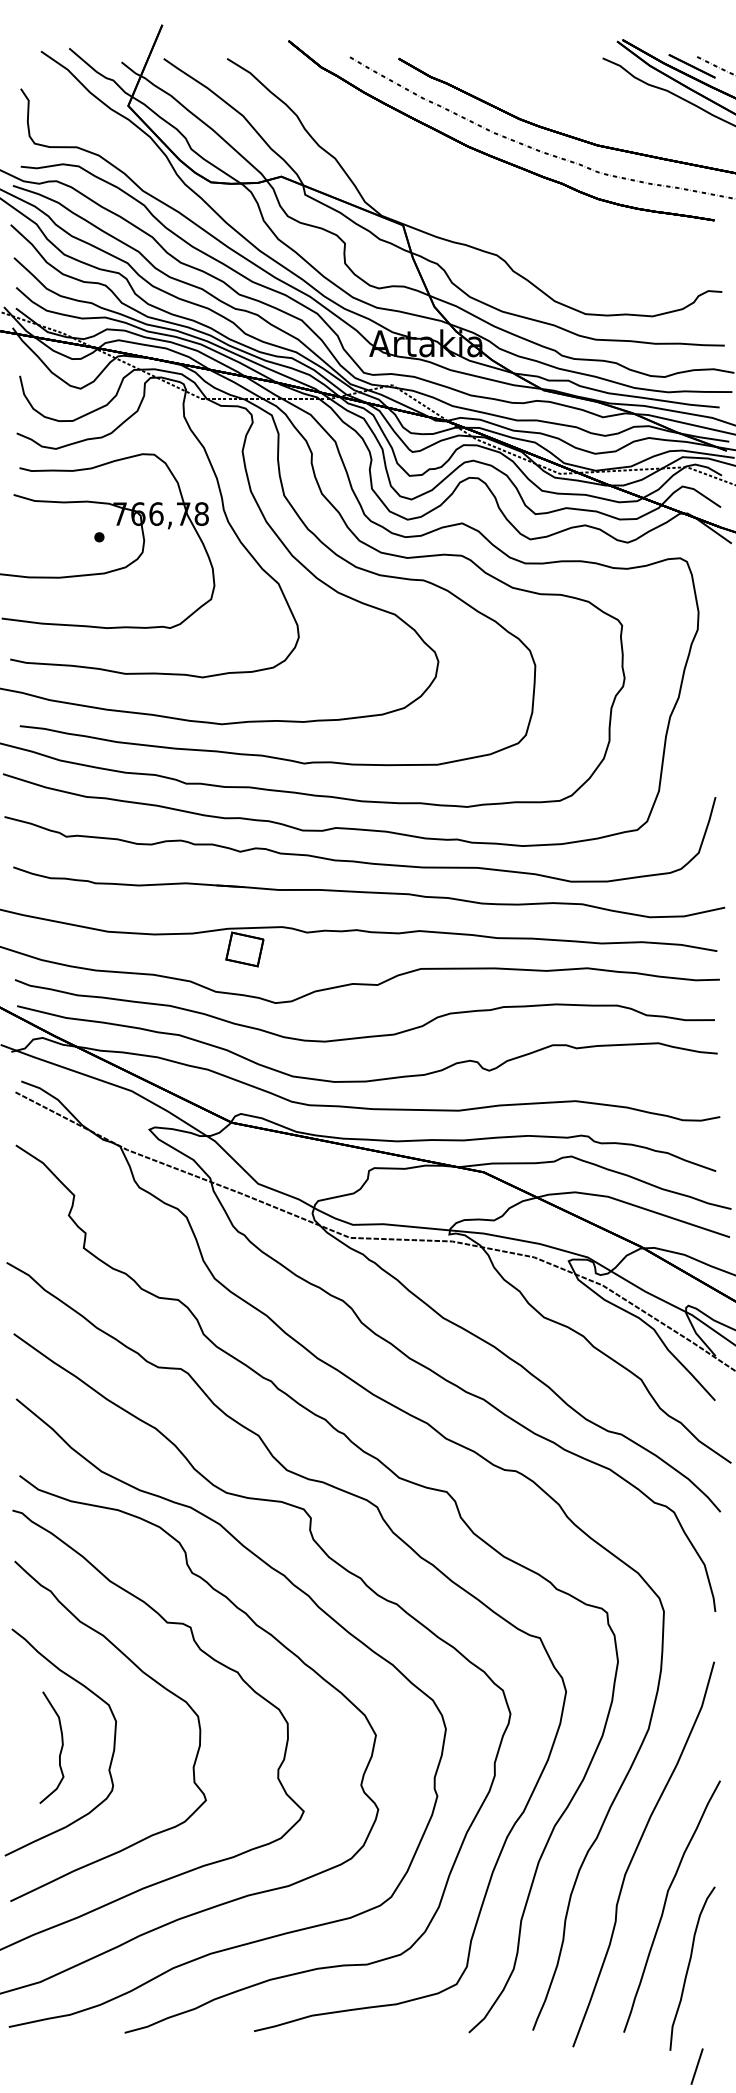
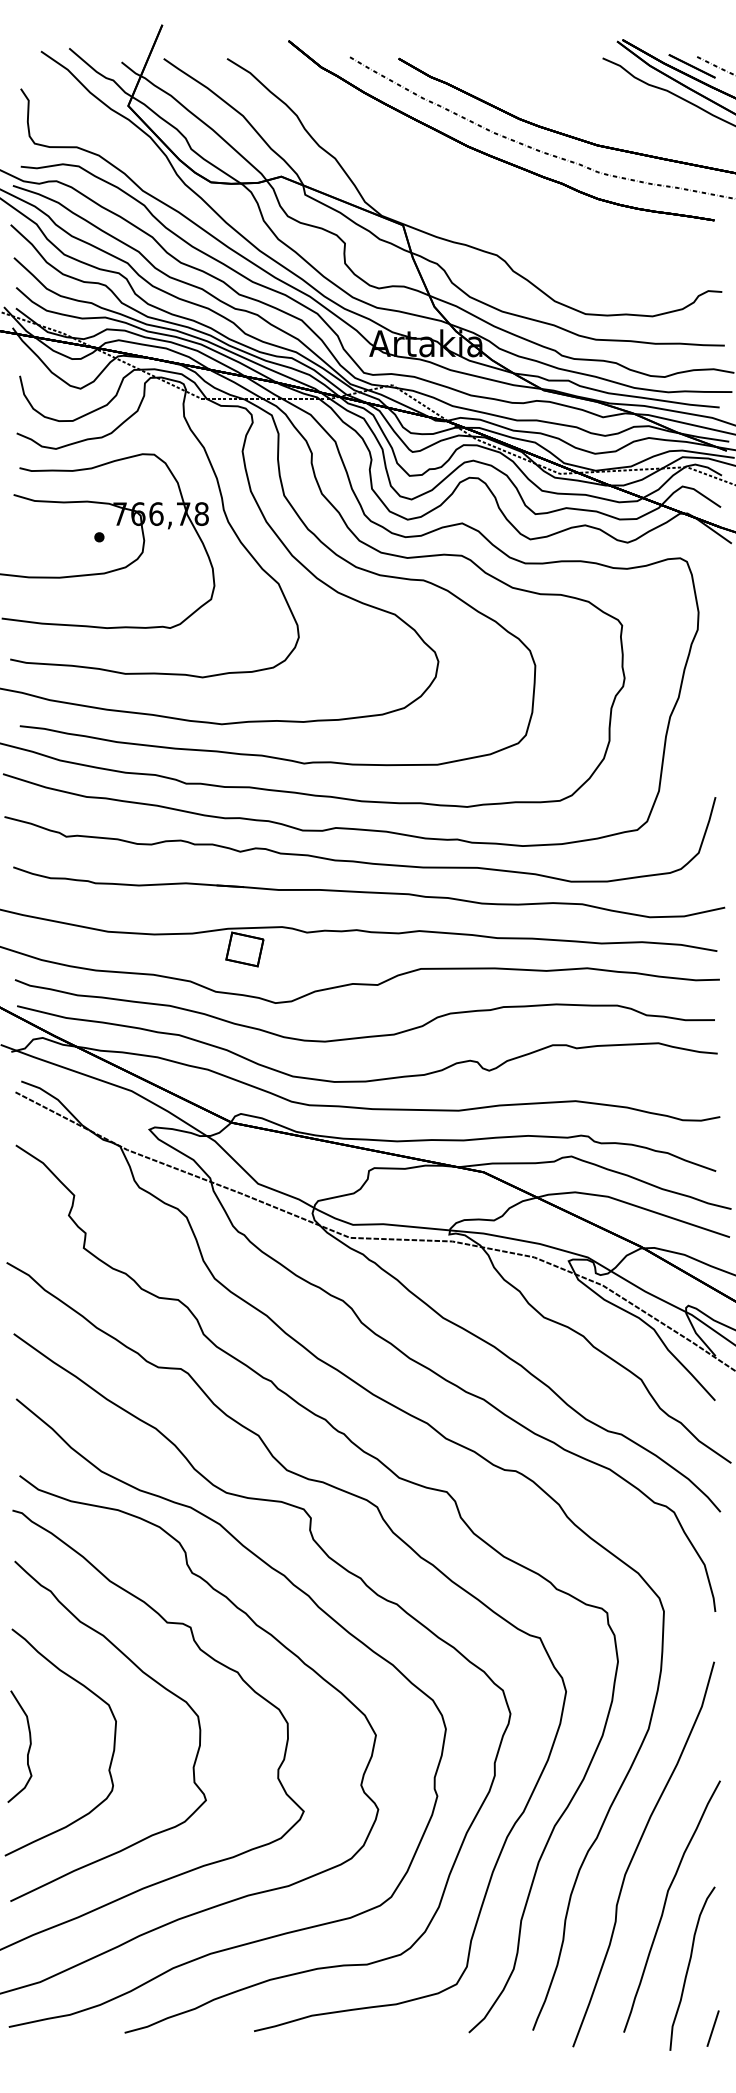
curve position: (60, 1749) -> (28, 1748) (28, 1748)
line position: (696, 2066) -> (712, 2028) (712, 2028)
